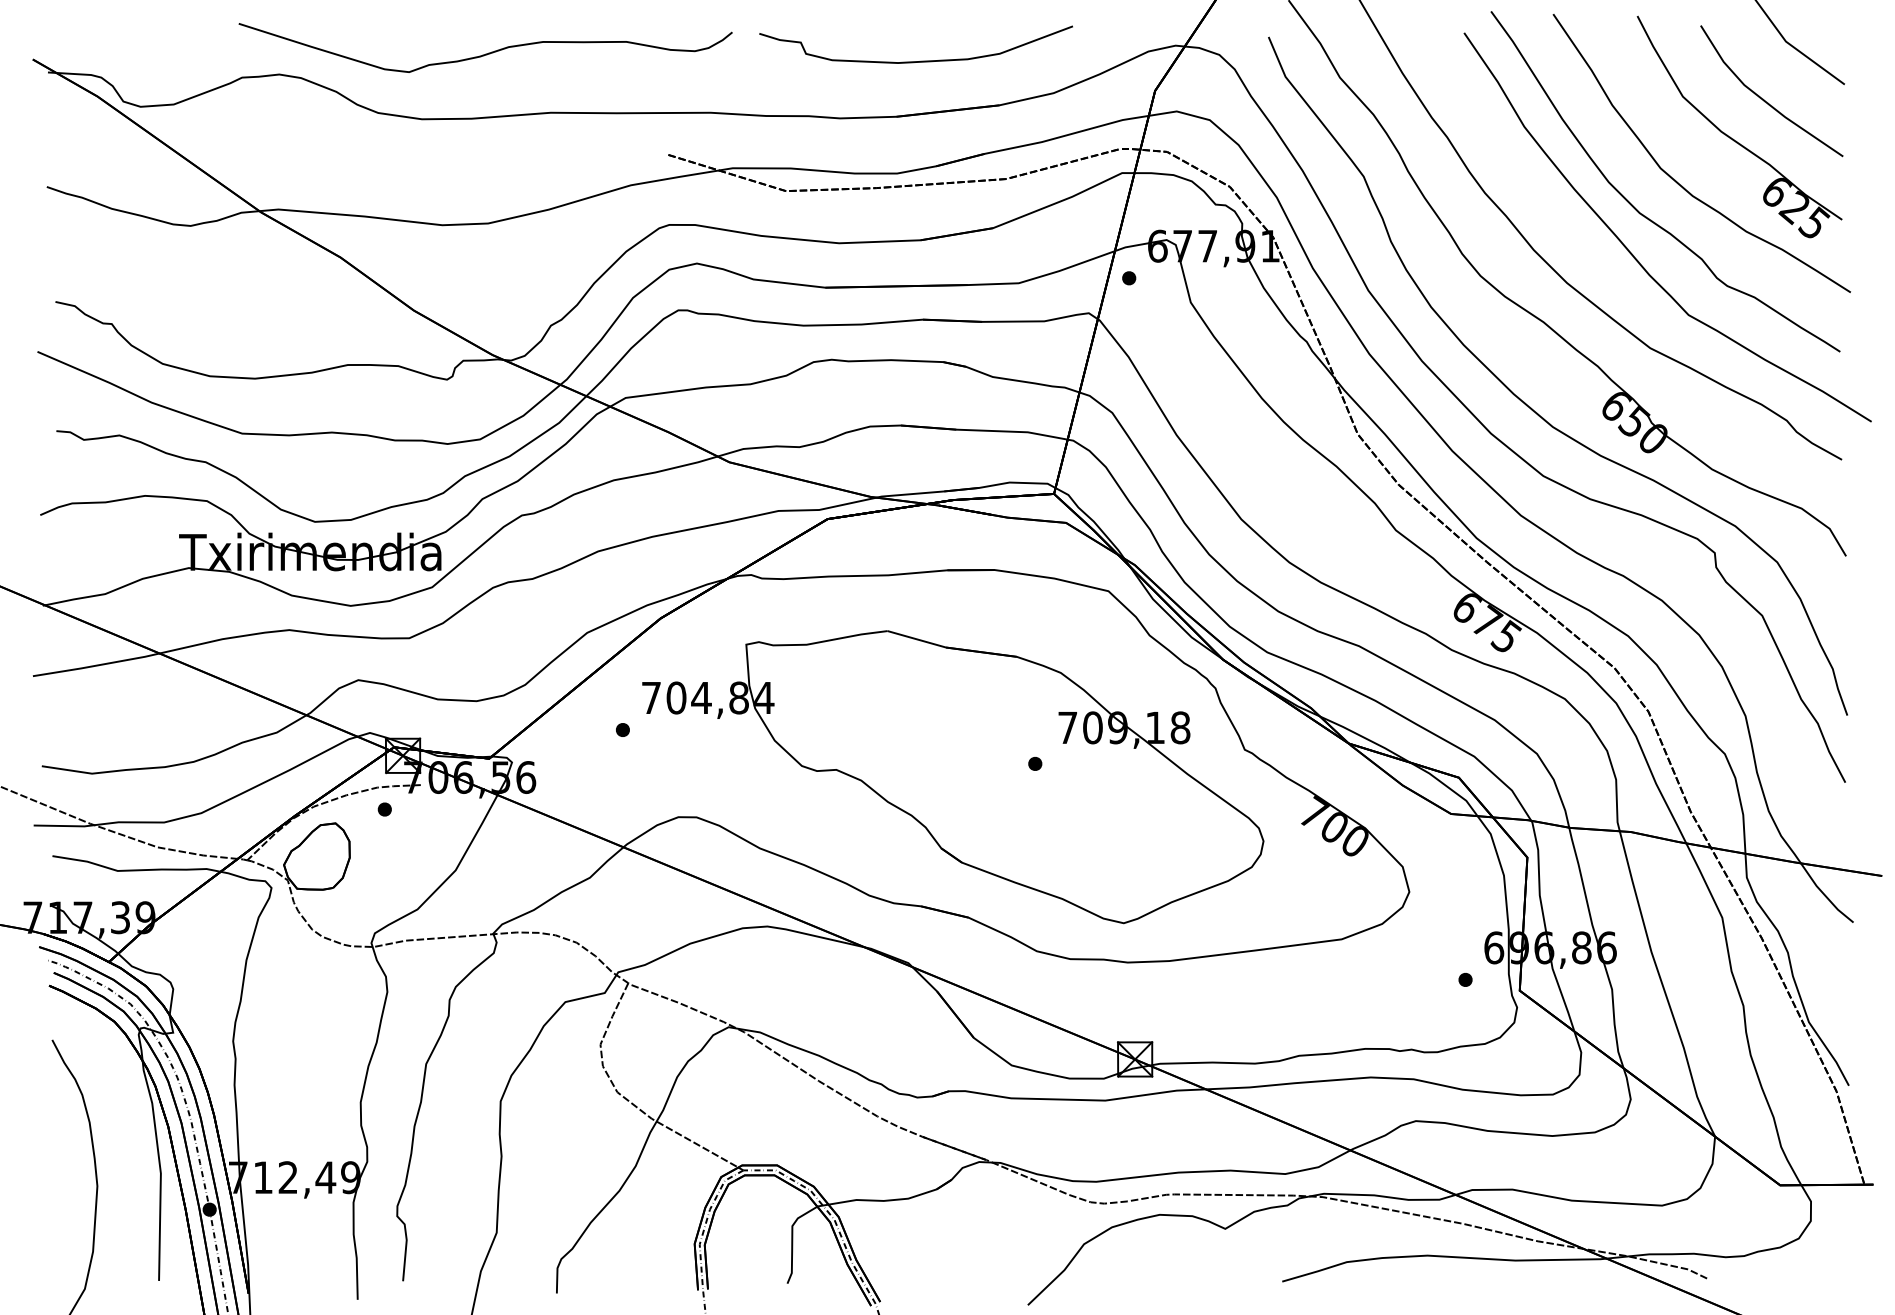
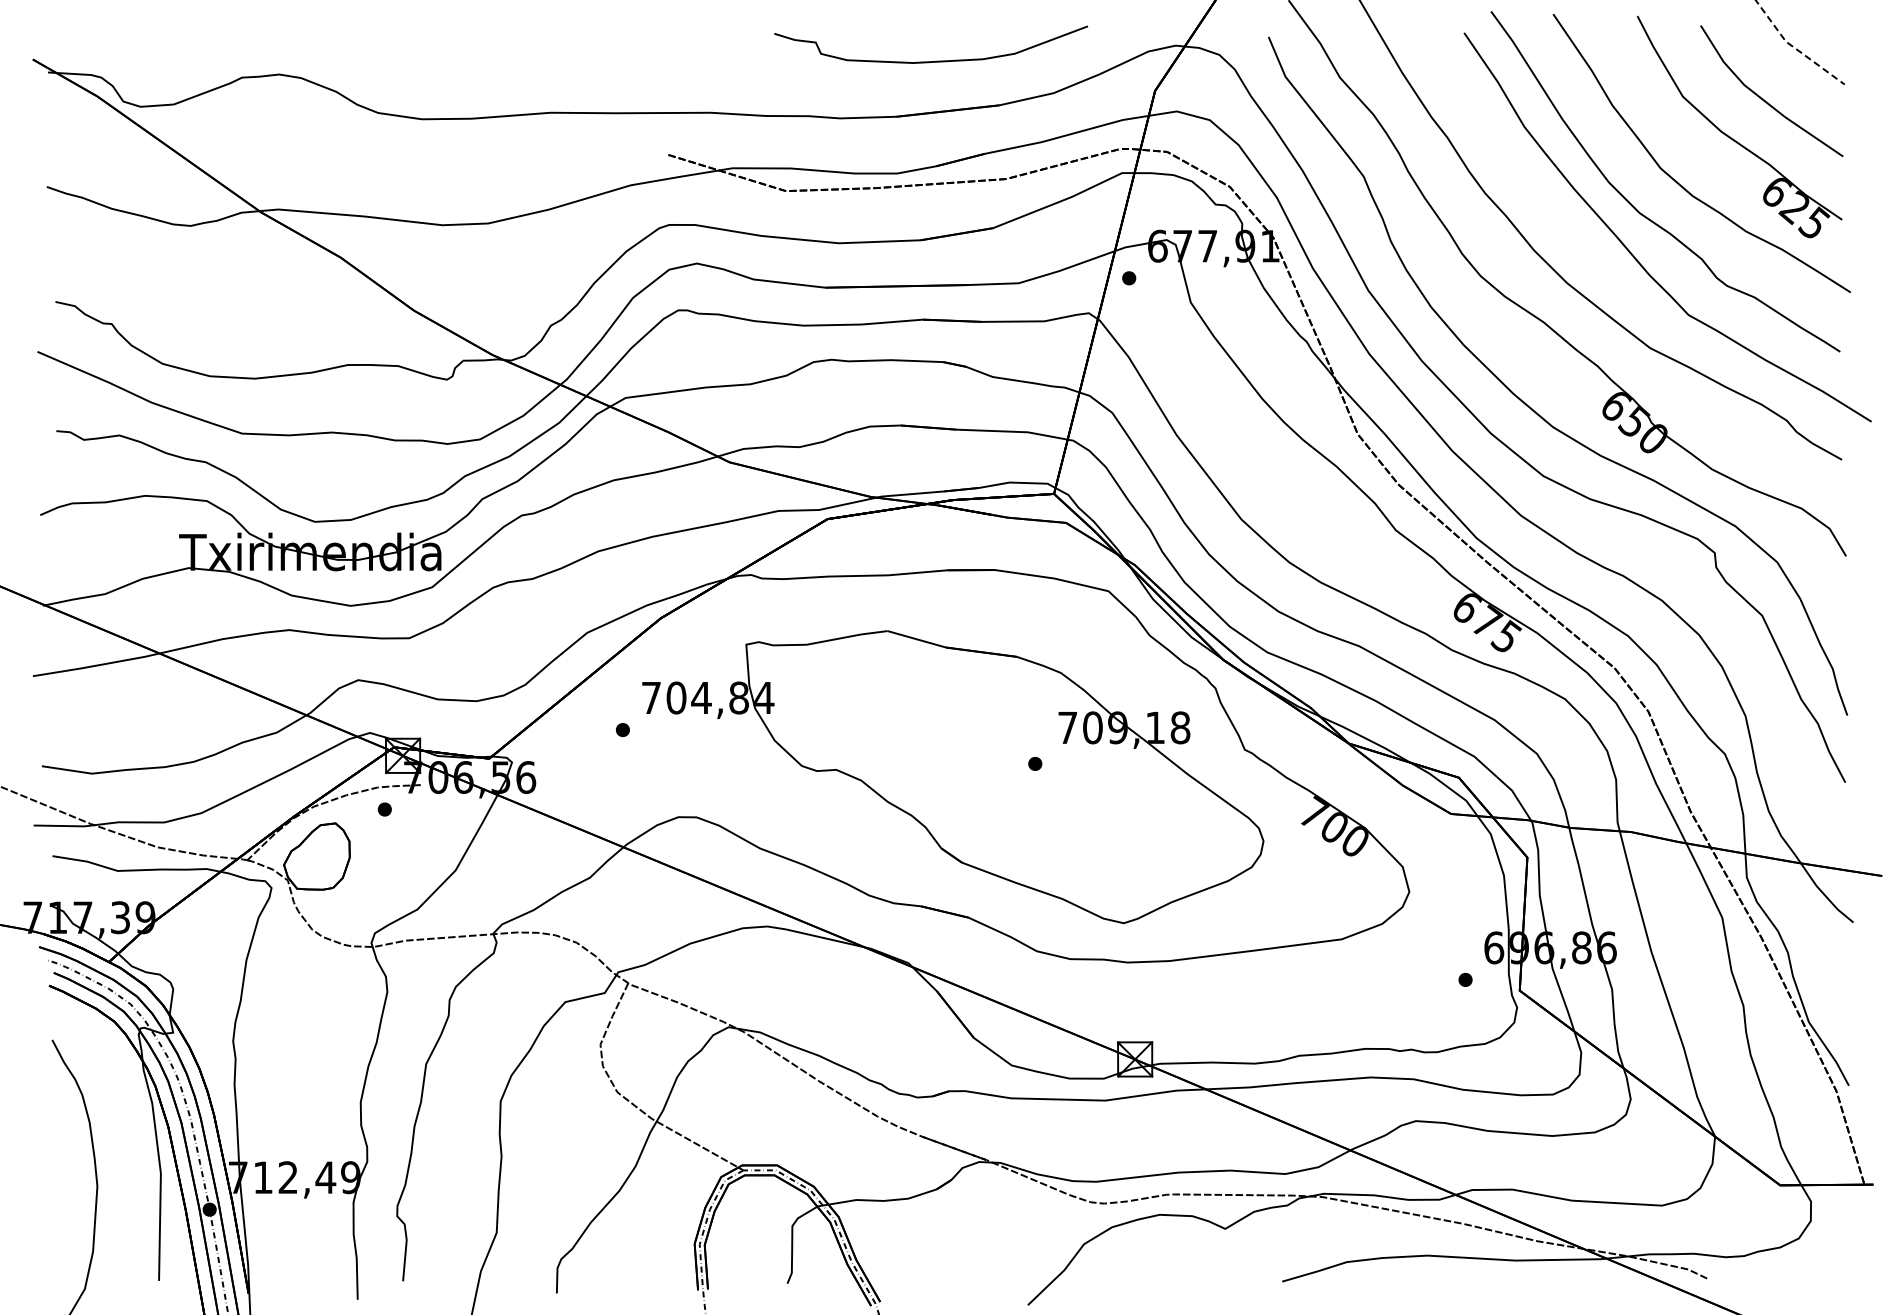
line: solid -> dashed (1794, 48)
curve: present -> none (488, 52)
curve position: (920, 60) -> (935, 60) (935, 60)
